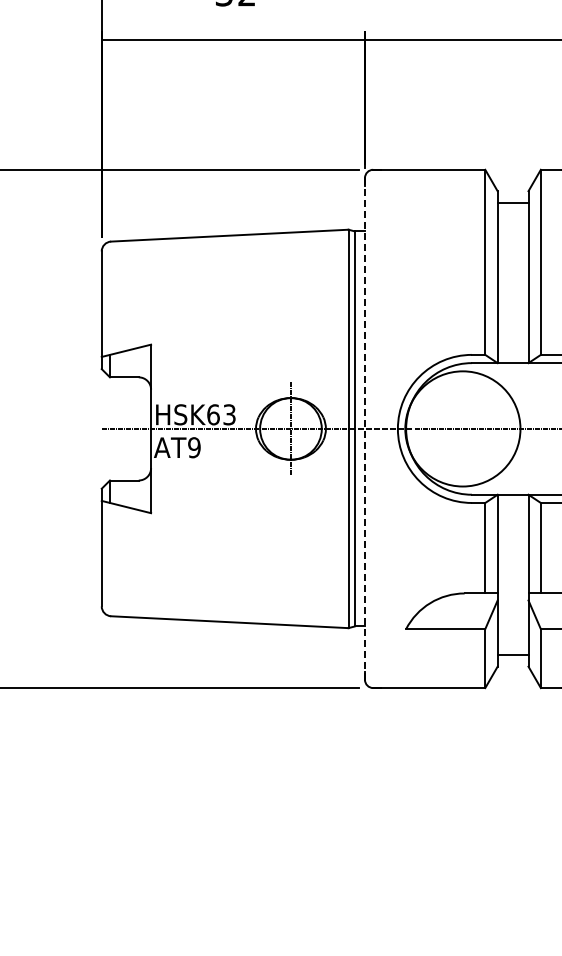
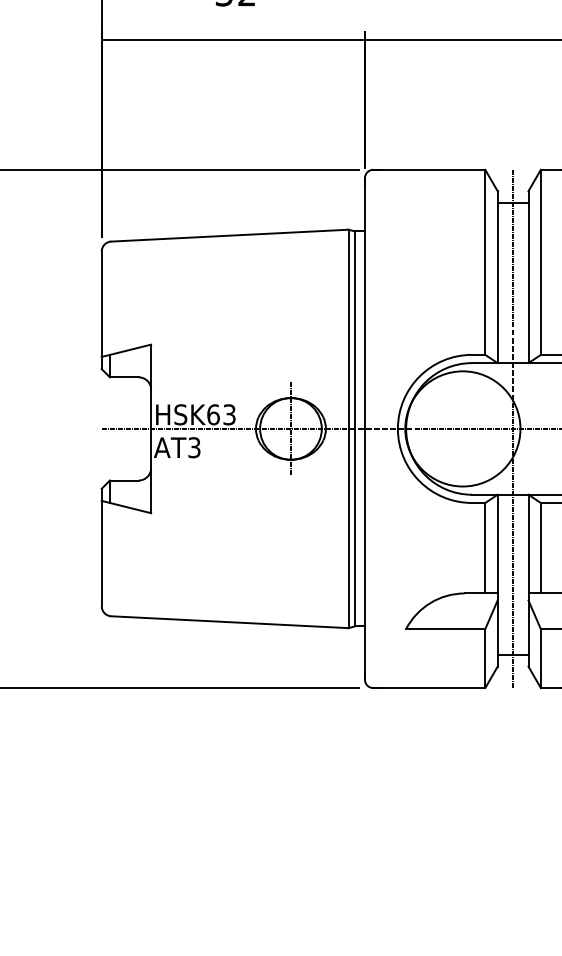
line: dashed -> solid (365, 428)
line: none -> present (513, 428)
text: AT9 -> AT3 (194, 447)
